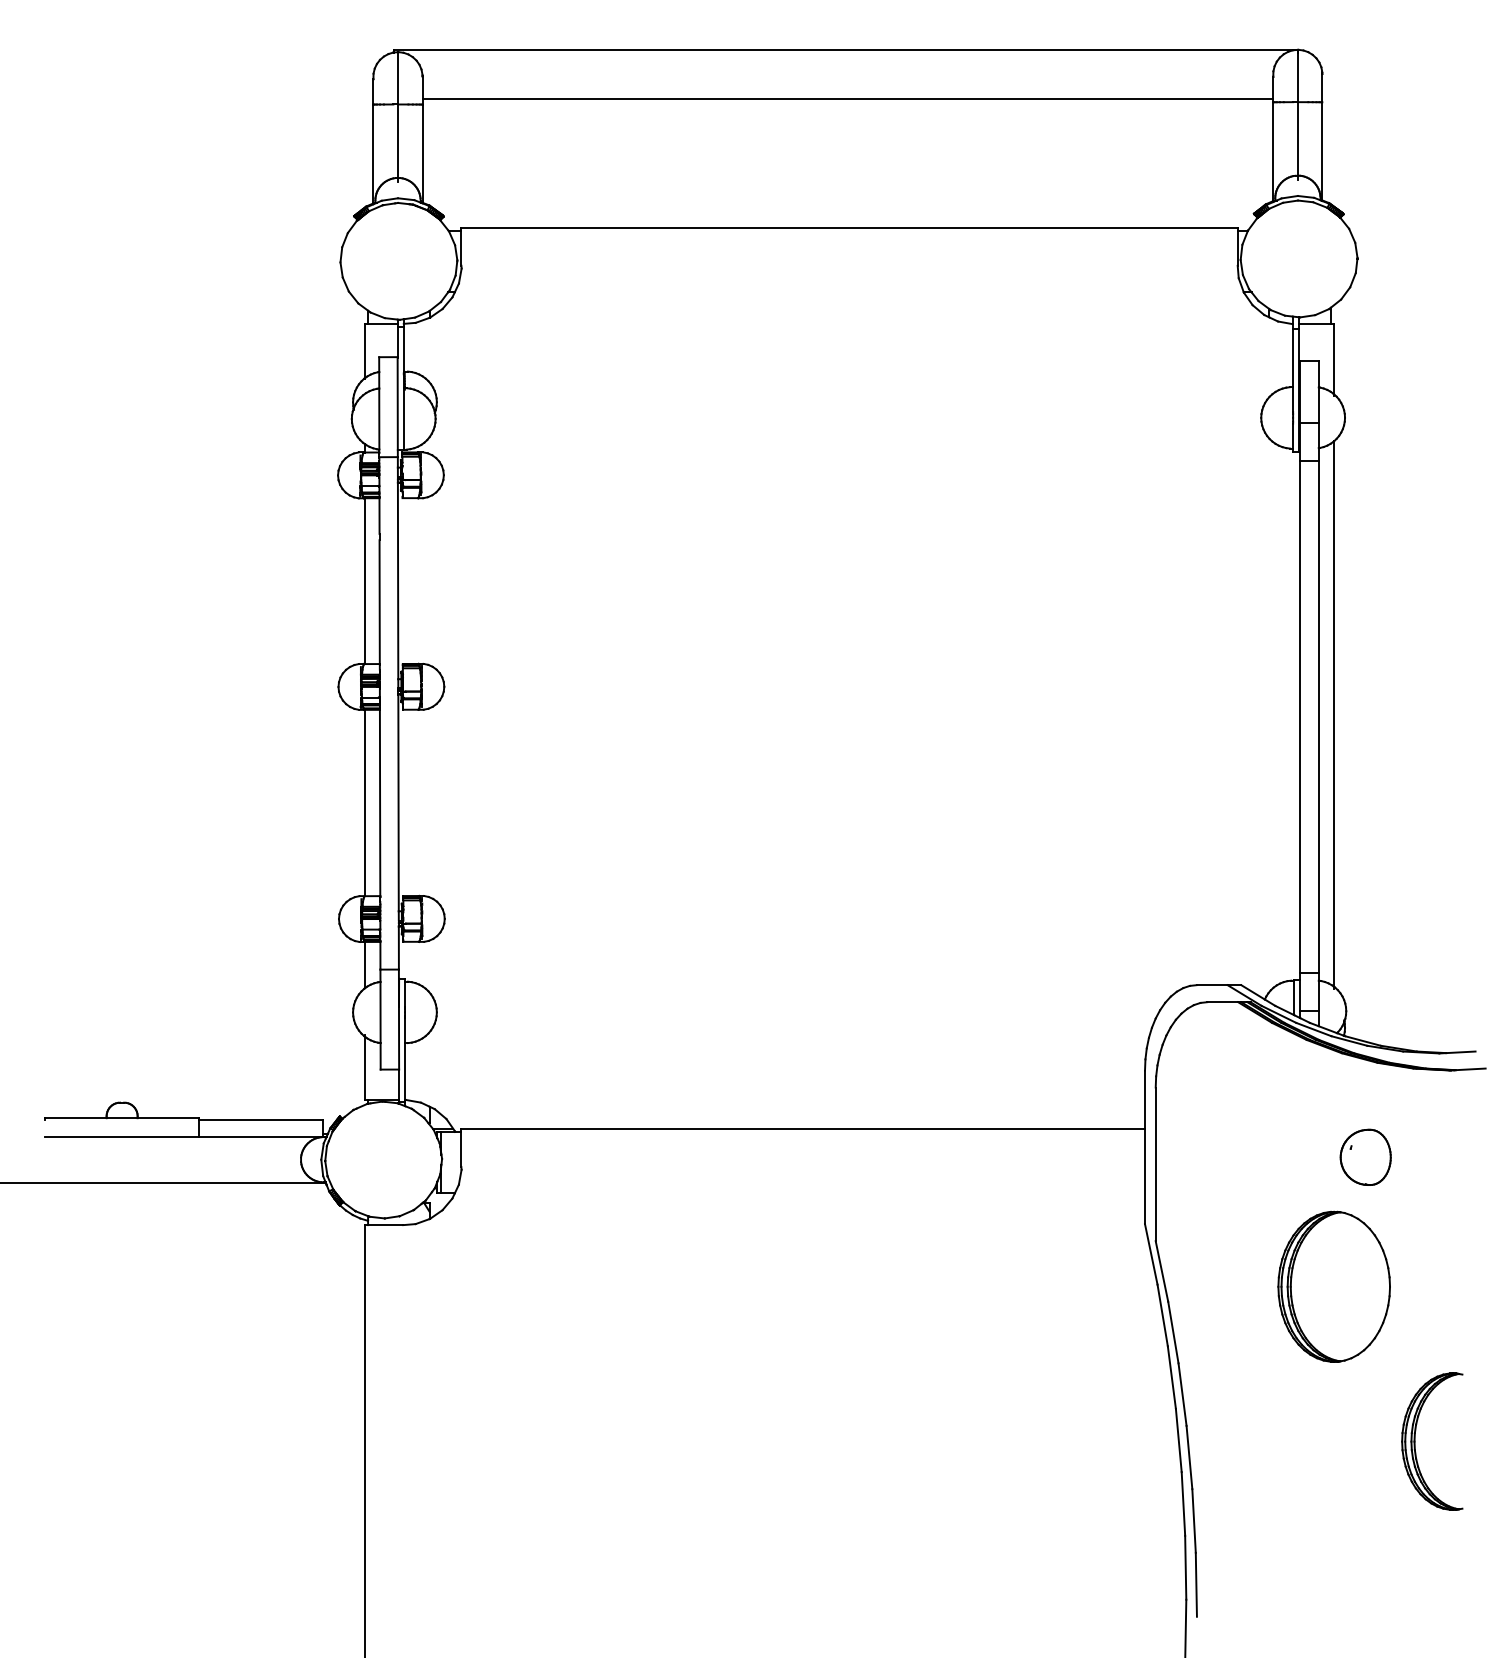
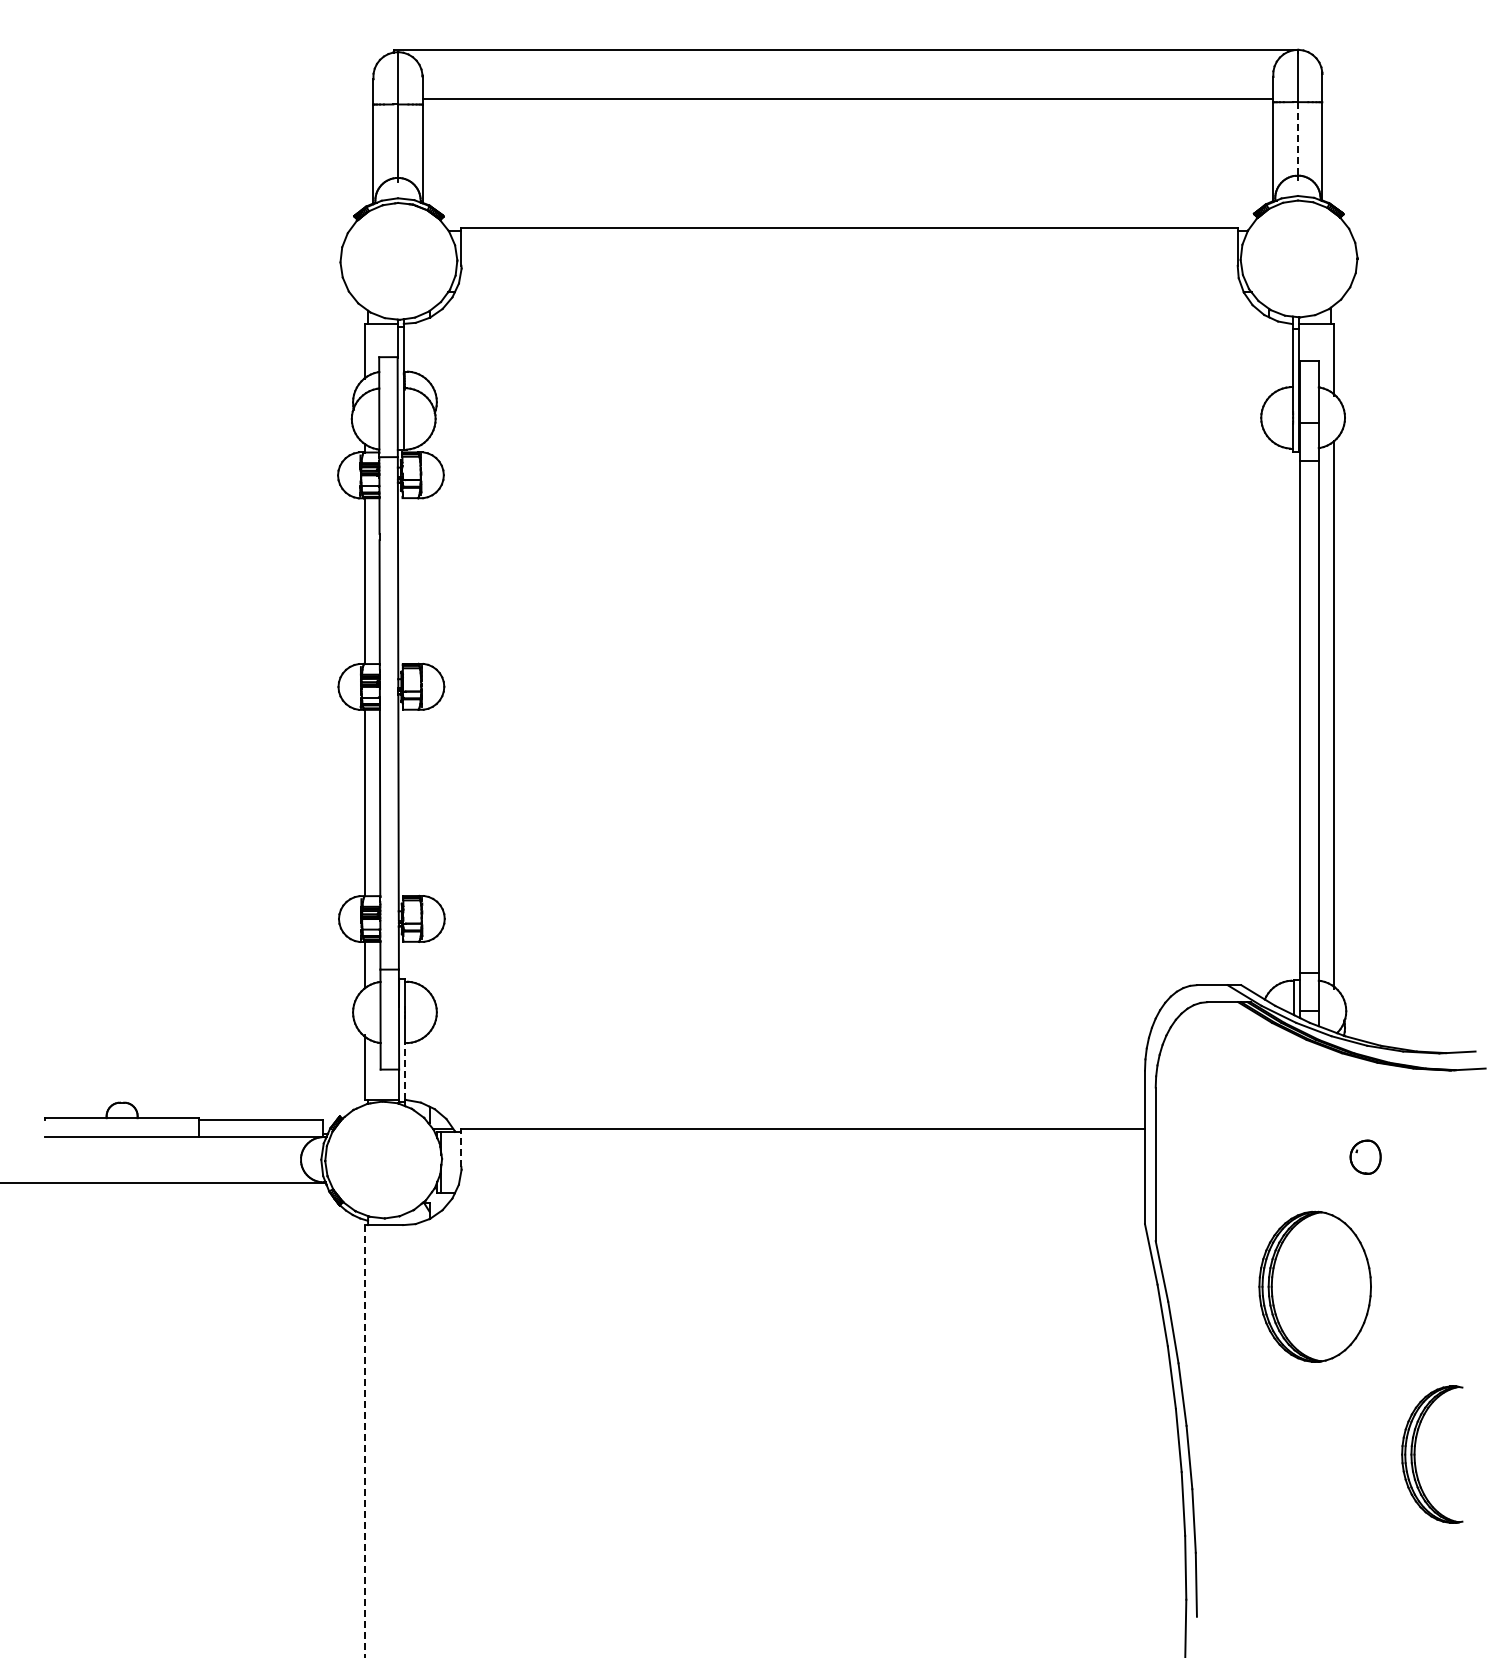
line: solid -> dashed (1297, 138)
line: solid -> dashed (405, 1071)
line: solid -> dashed (461, 1149)
part size: 53x58 px -> 33x36 px (1365, 1156)
part position: (1333, 1286) -> (1314, 1286) (1314, 1286)
line: solid -> dashed (365, 1441)
part position: (1415, 1441) -> (1415, 1454) (1415, 1454)
